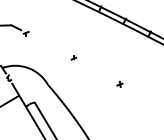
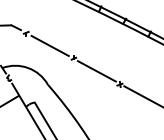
line: none -> present (49, 45)
line: none -> present (96, 71)
line: none -> present (142, 95)
